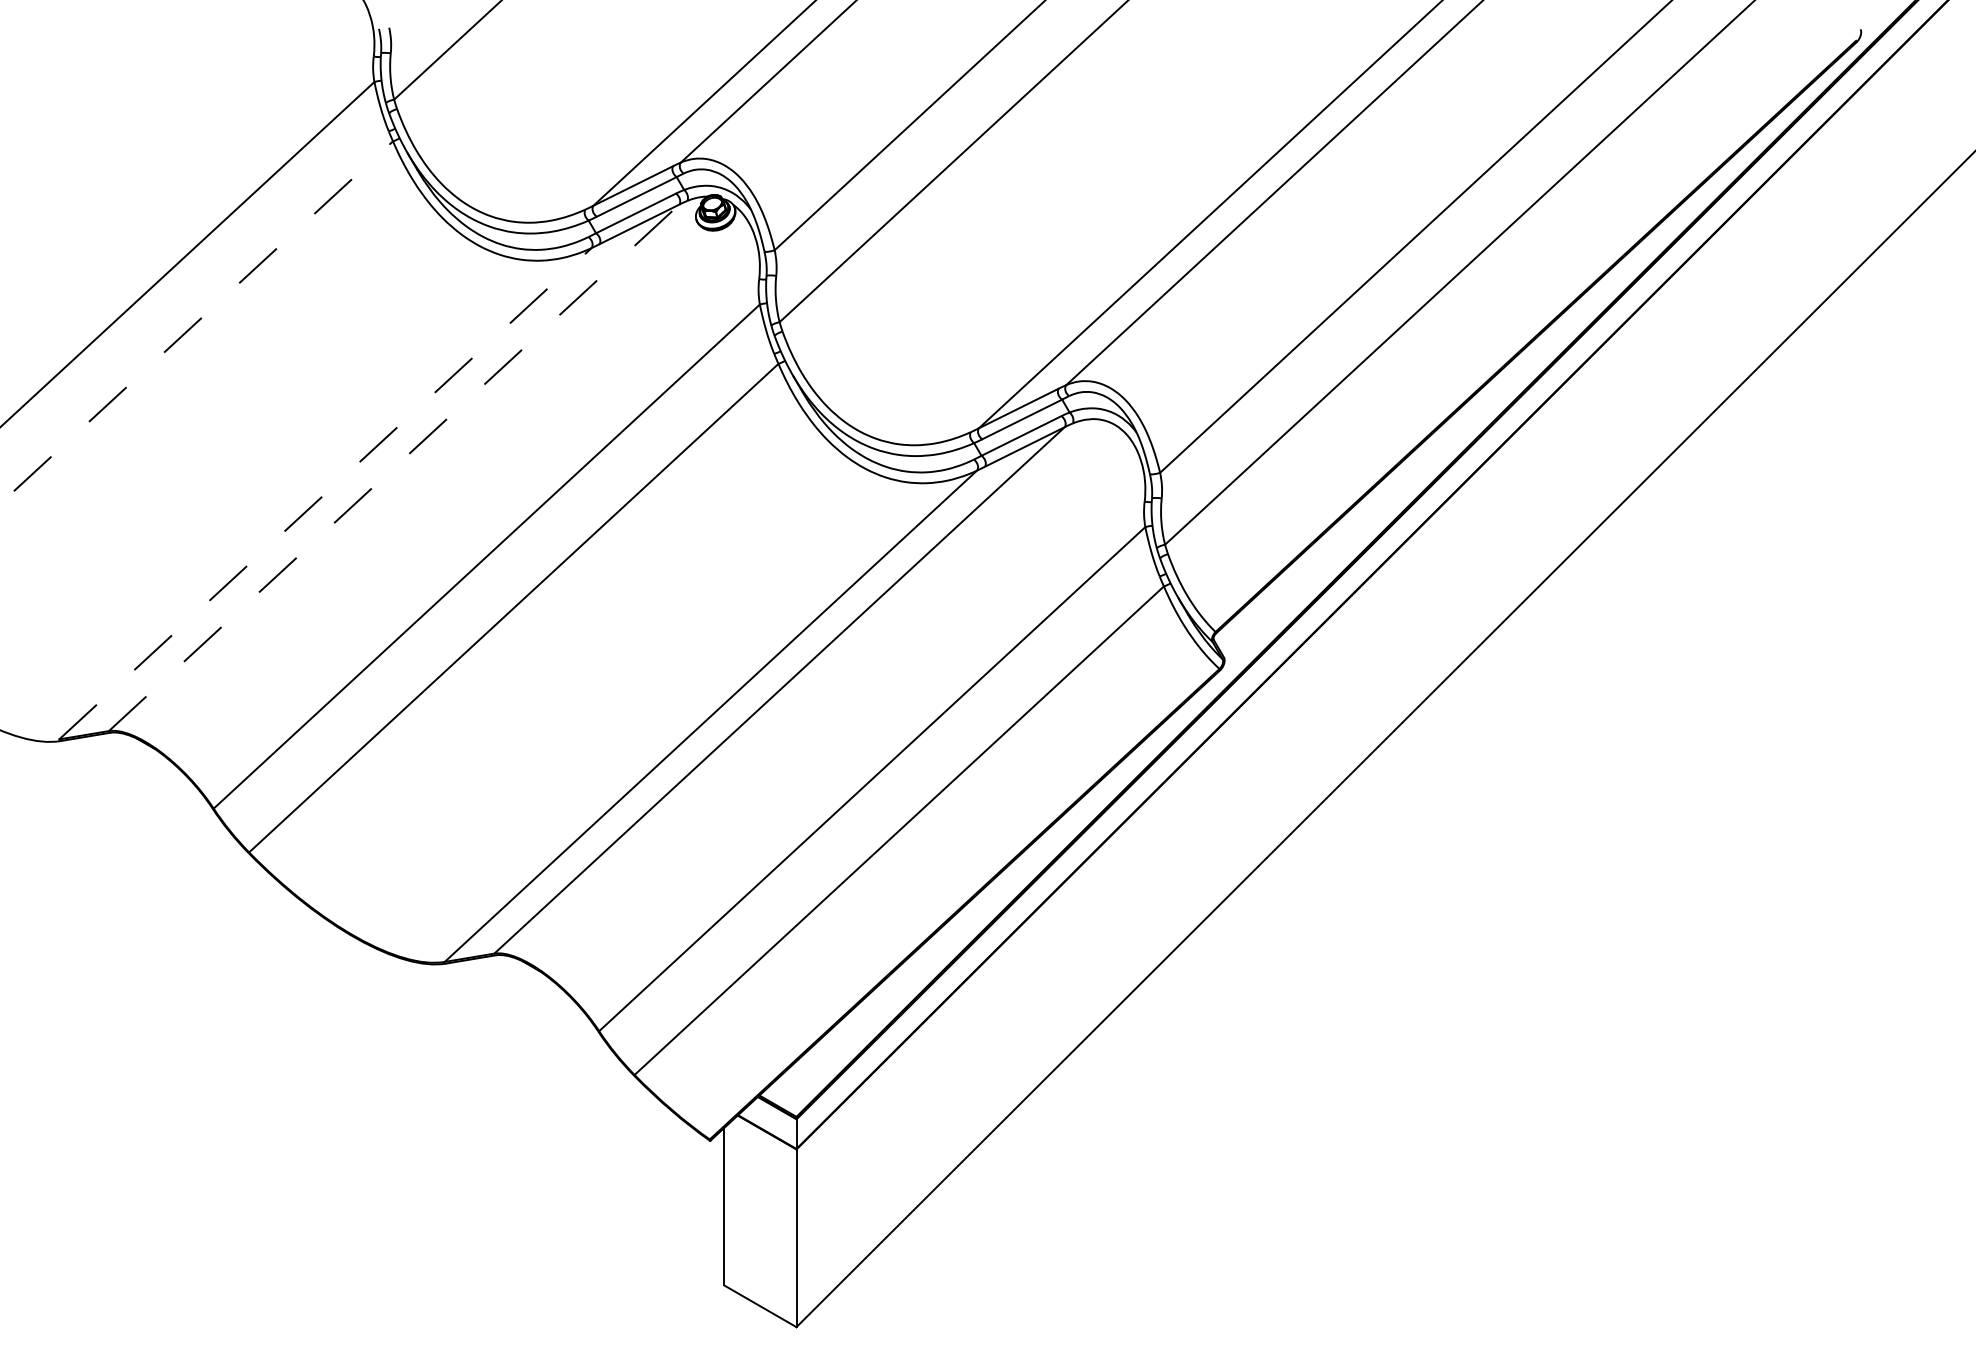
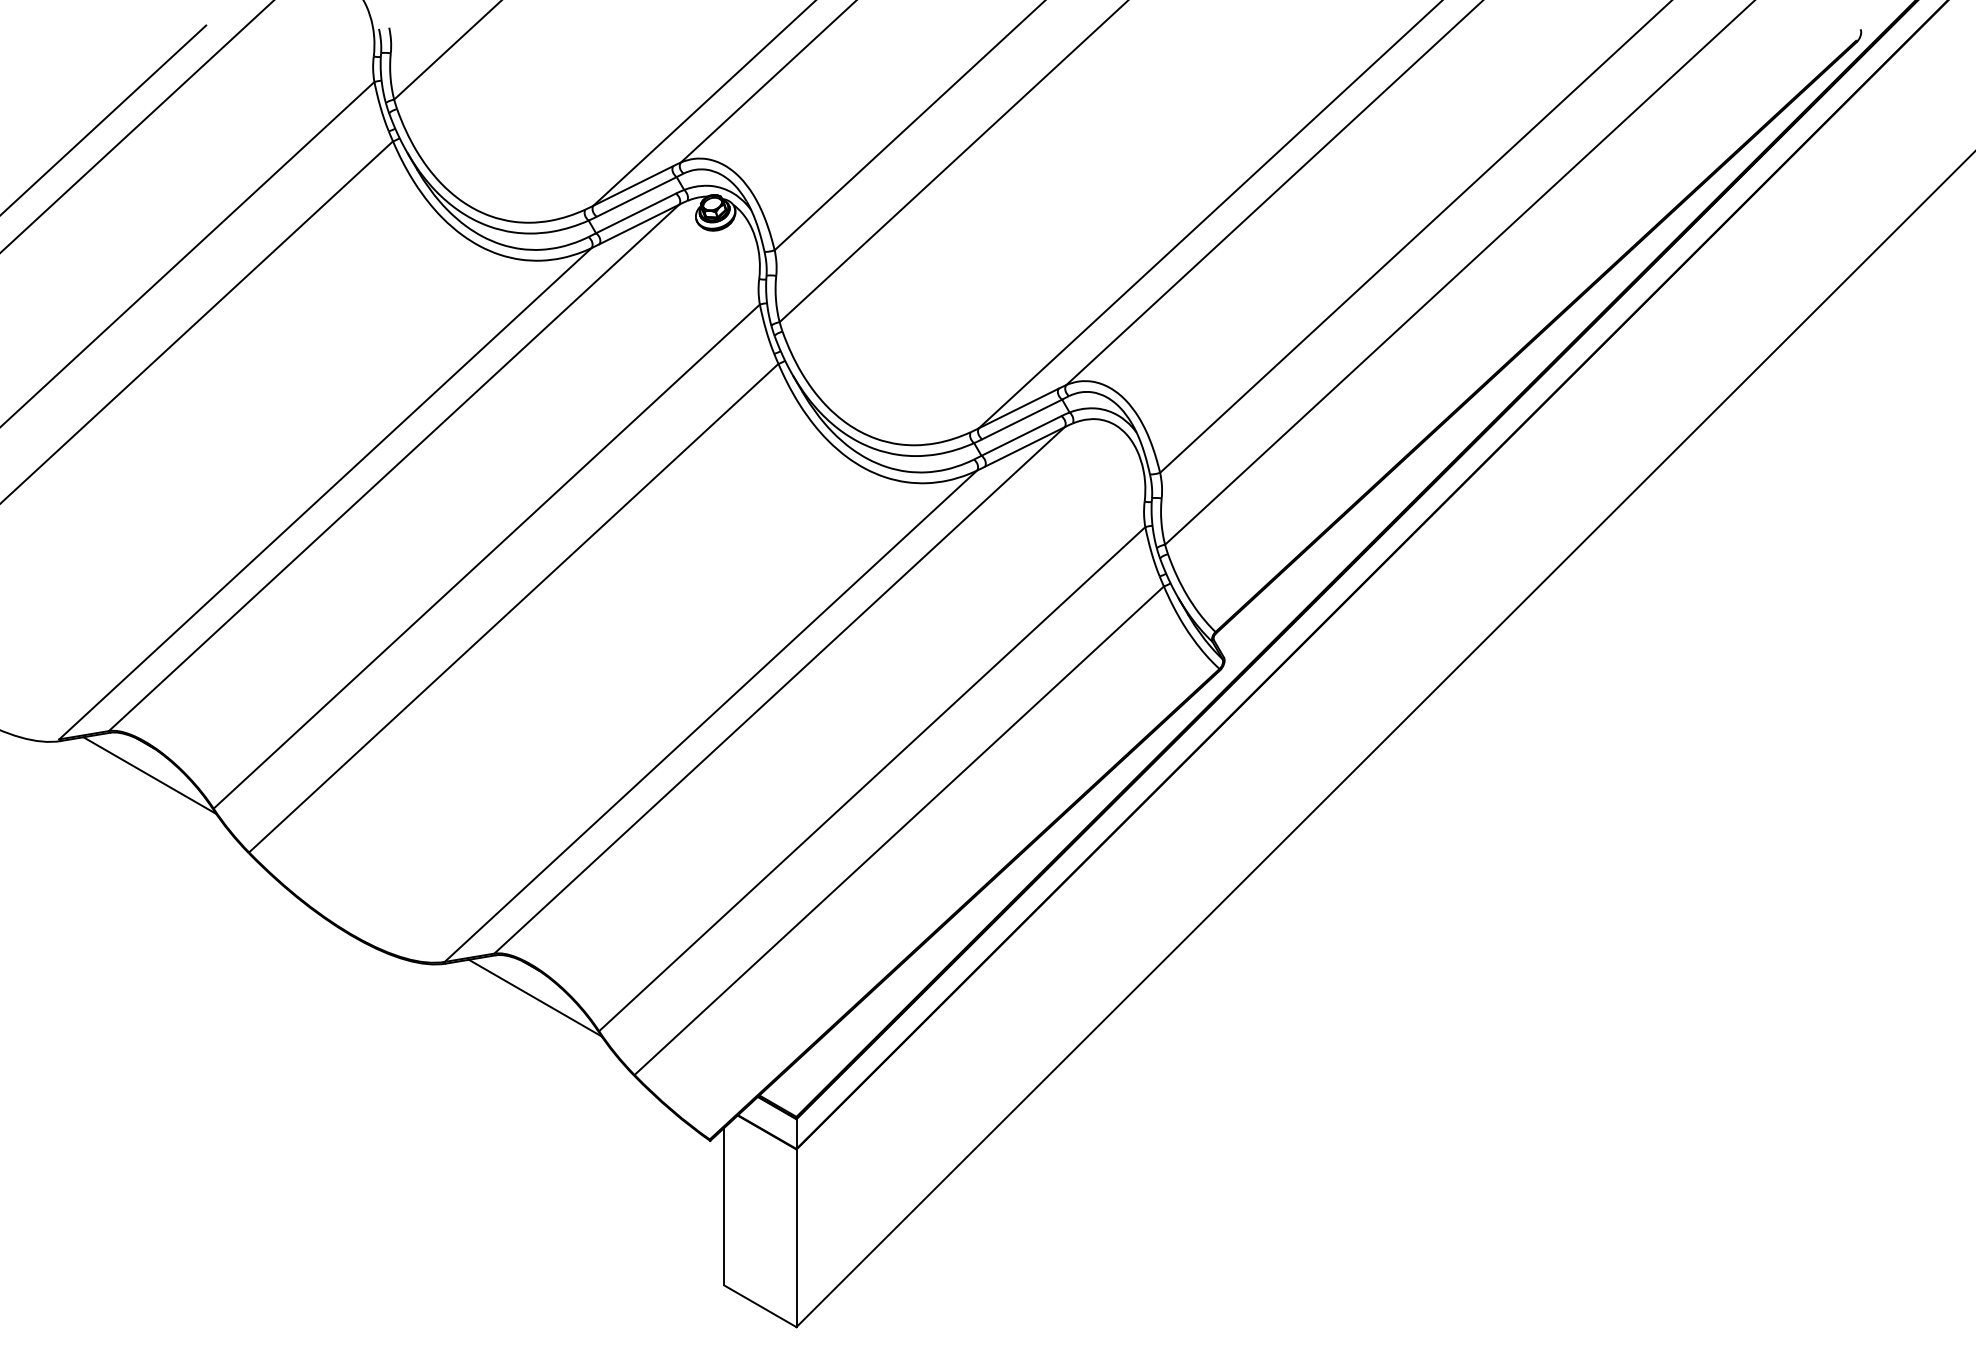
line: none -> present (104, 119)
line: none -> present (136, 126)
line: dashed -> solid (197, 322)
line: dashed -> solid (394, 467)
line: dashed -> solid (325, 493)
line: none -> present (149, 775)
line: none -> present (534, 997)
